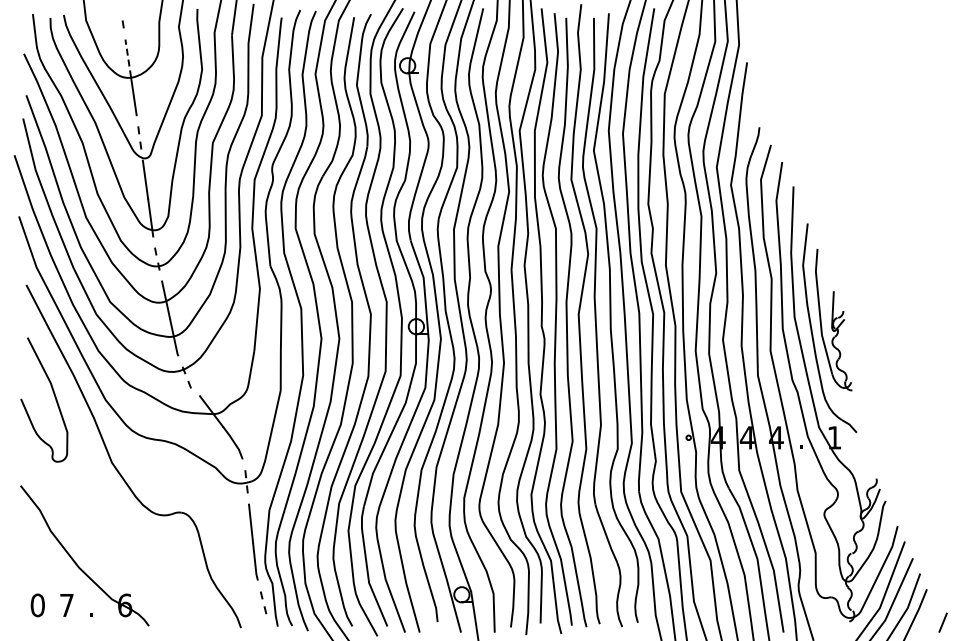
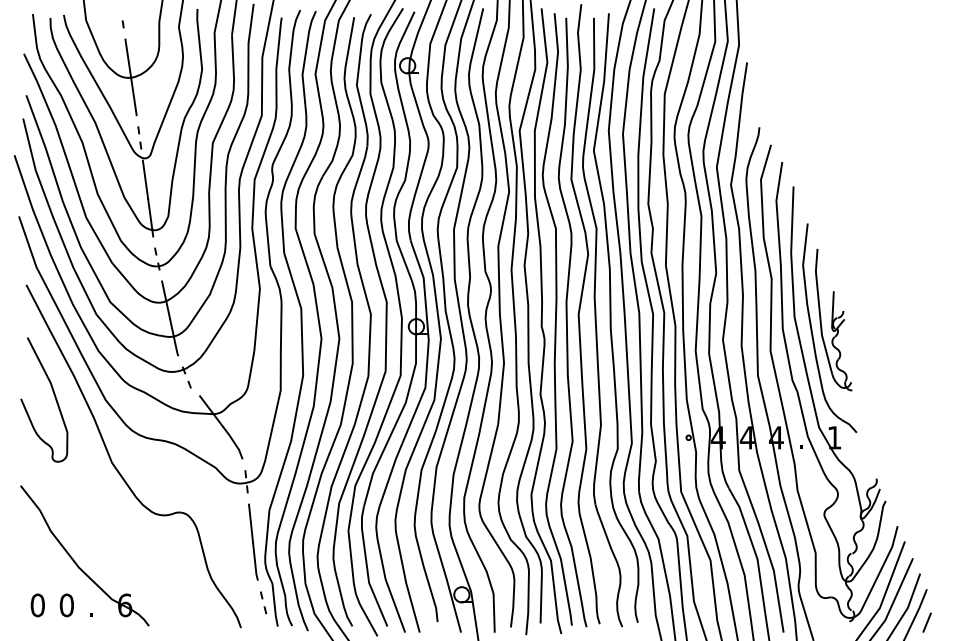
line: dashed -> solid (128, 57)
text: 7 -> 0 (66, 605)
line position: (942, 622) -> (926, 622) (926, 622)
